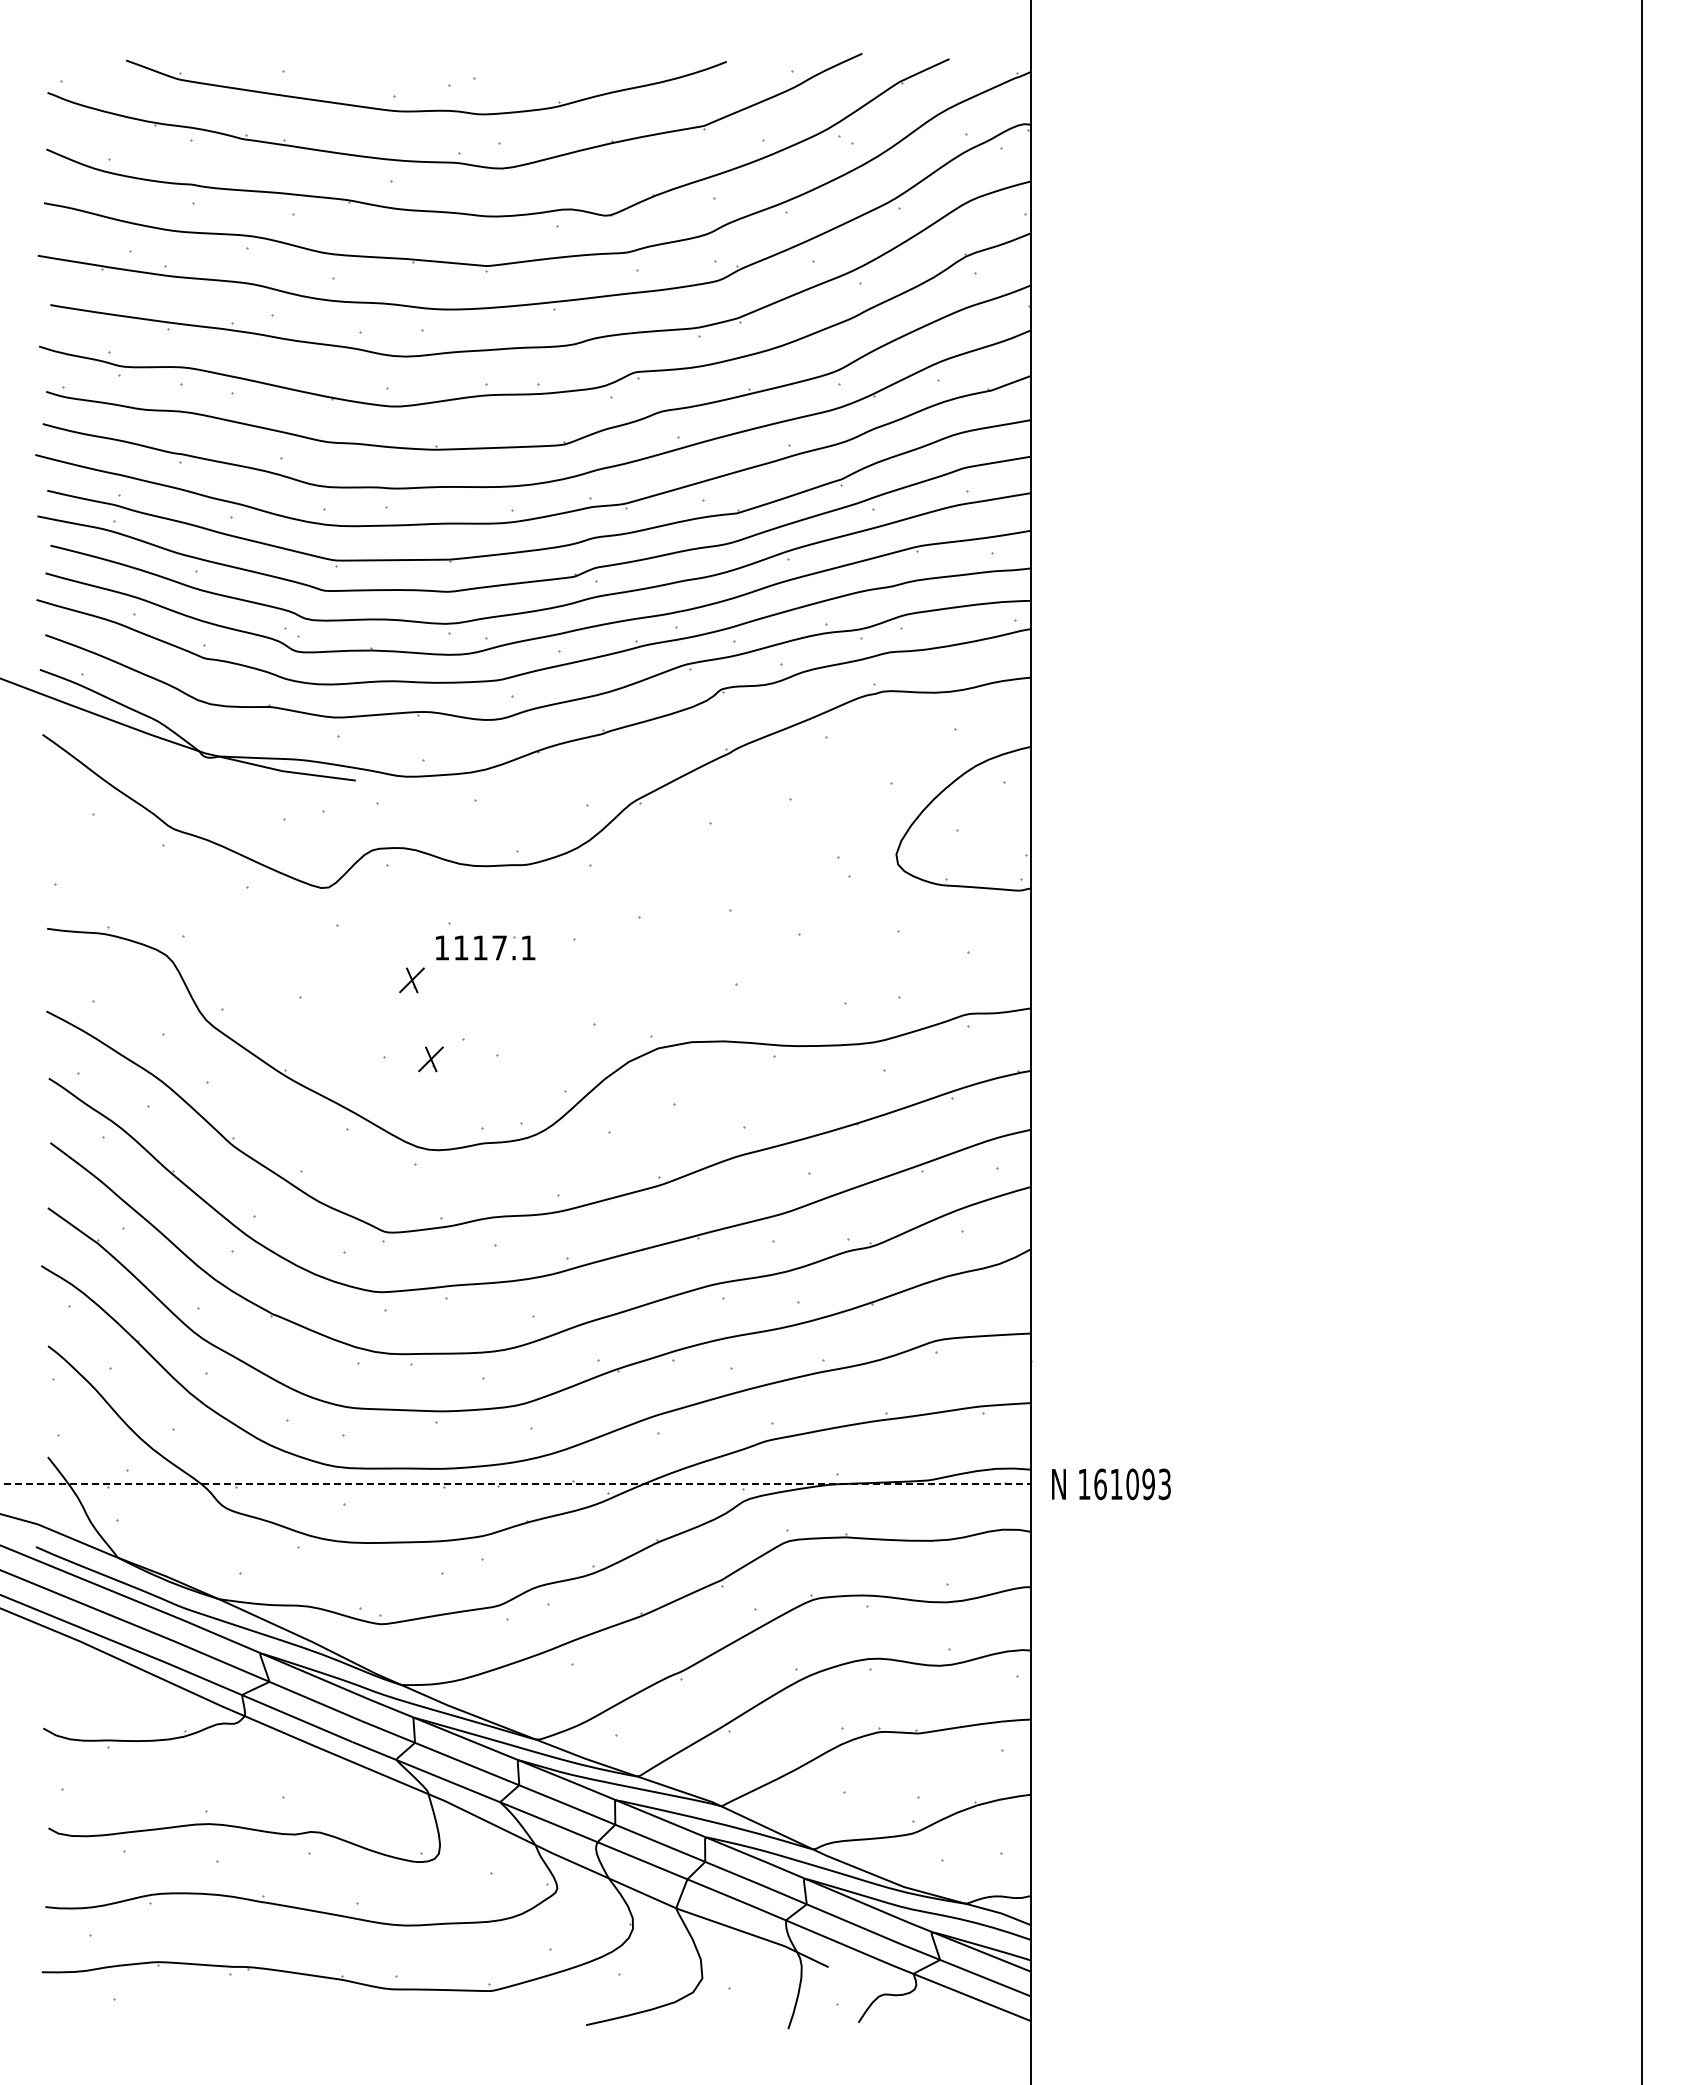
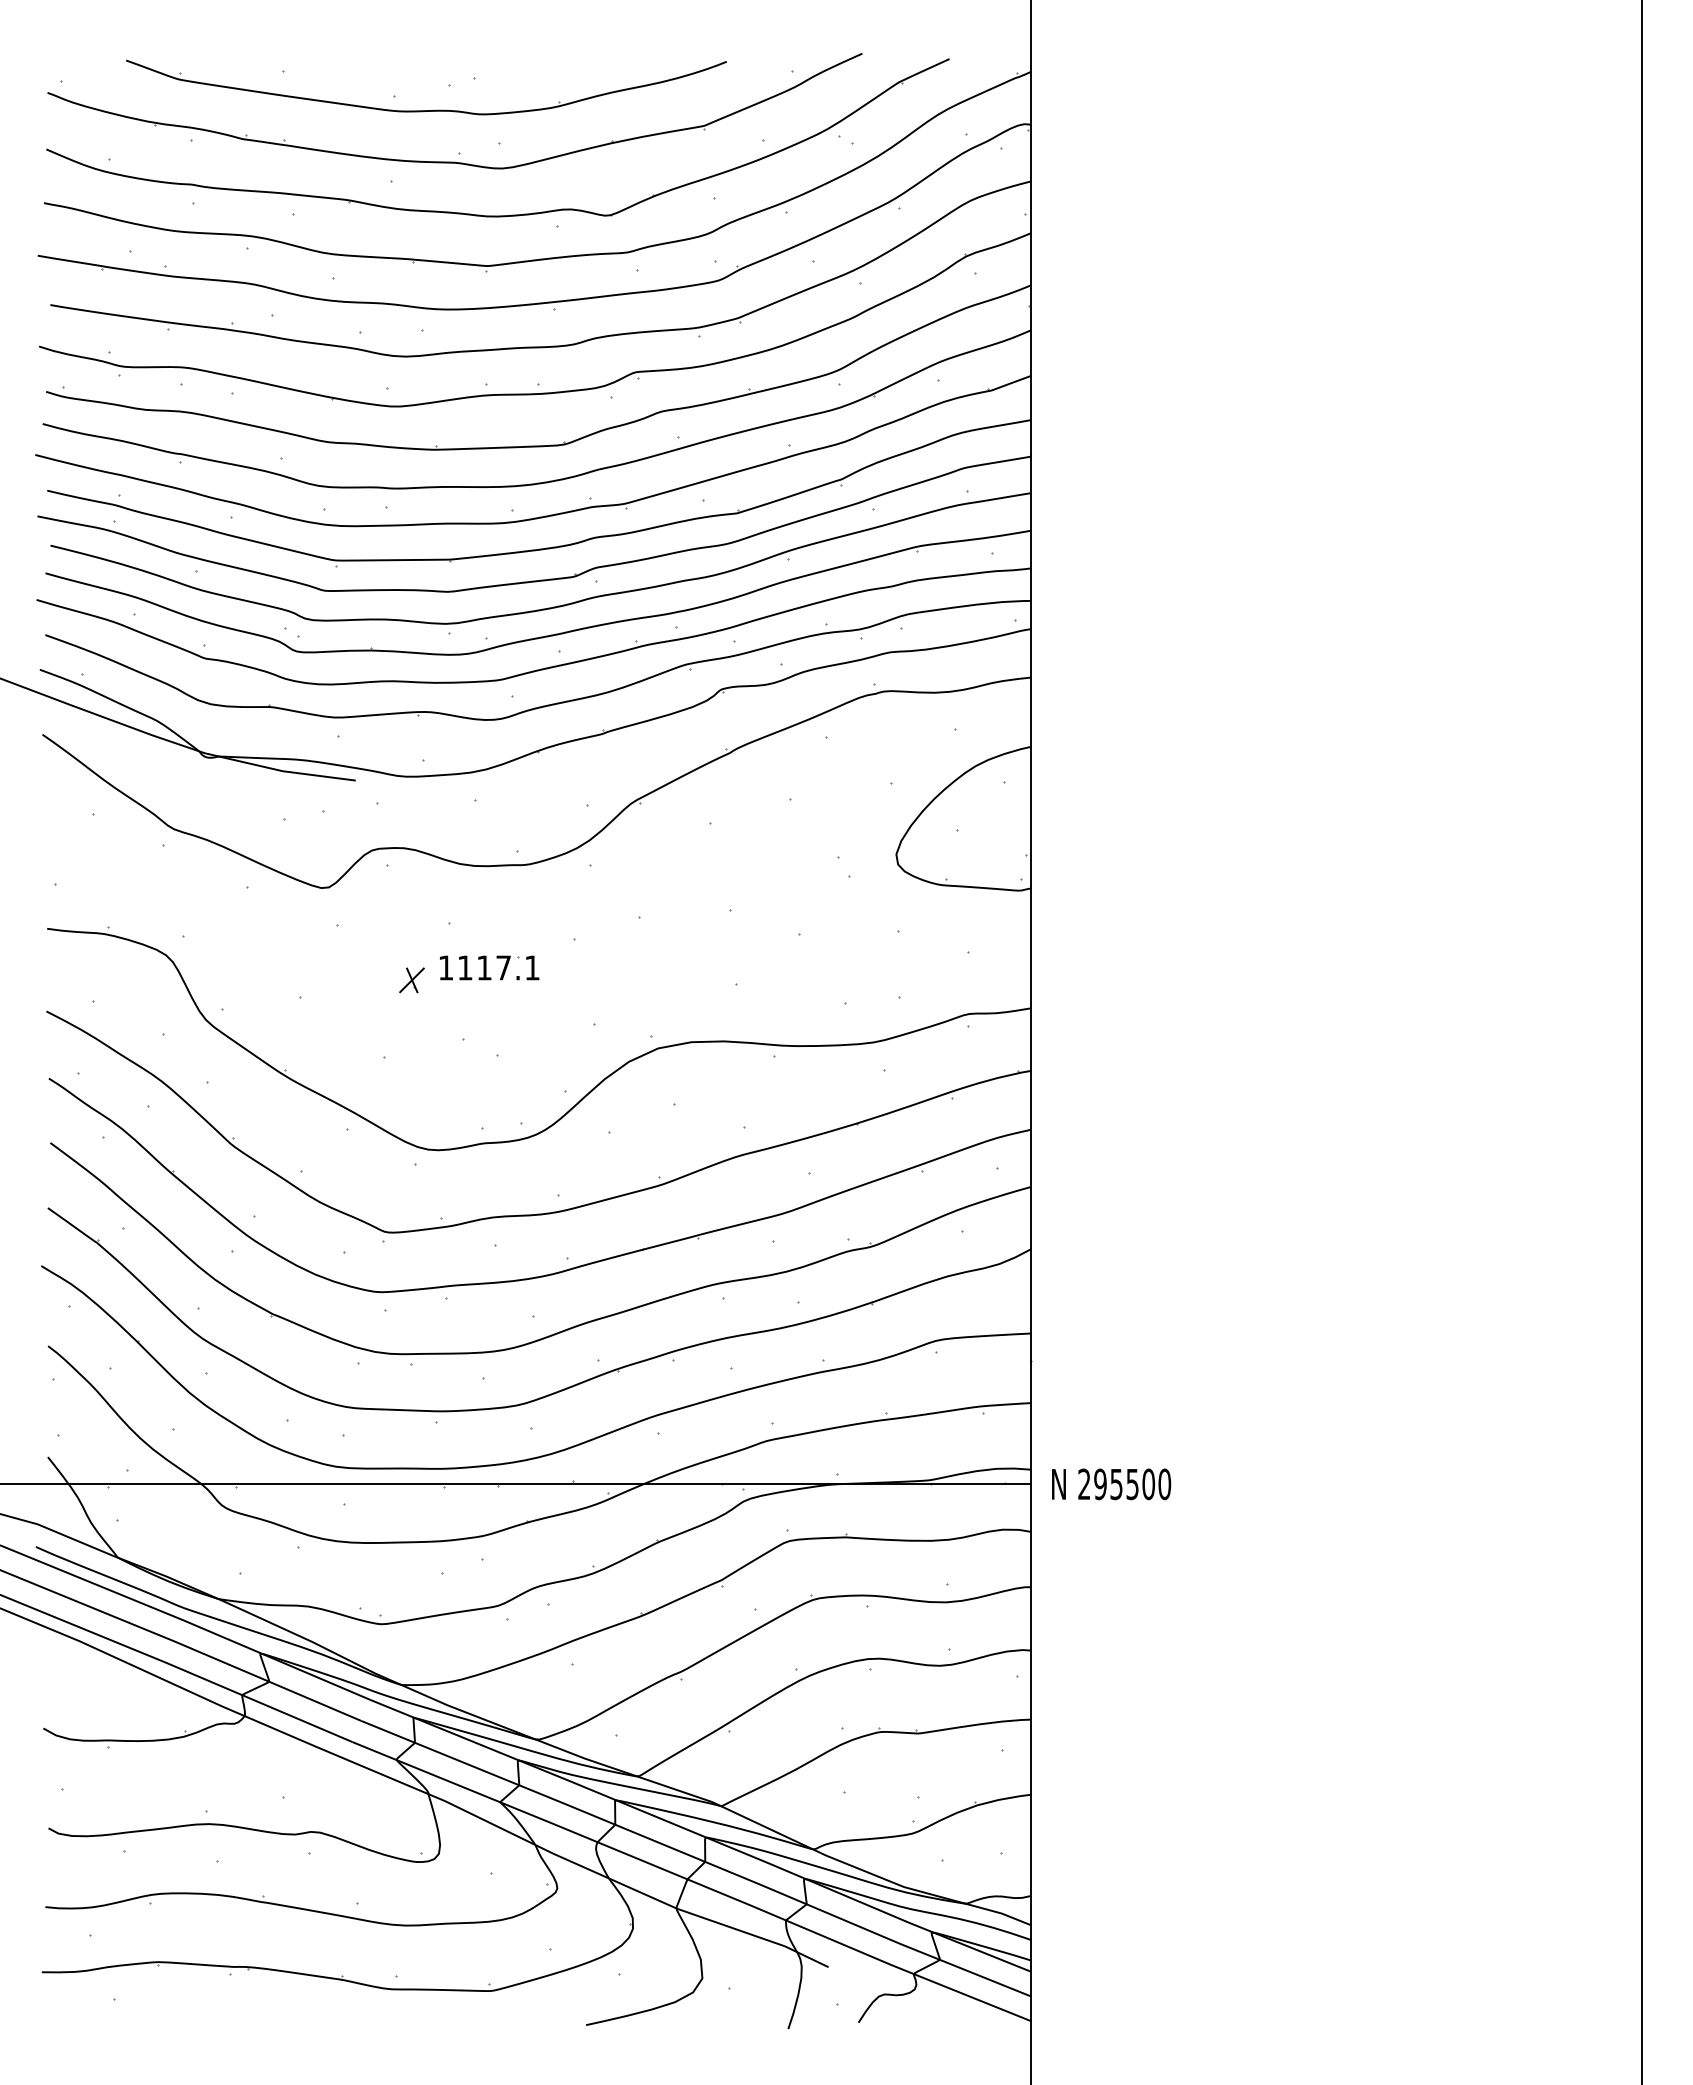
part position: (485, 947) -> (489, 967) (489, 967)
part: present -> none (430, 1059)
line: dashed -> solid (516, 1484)
text: 161093 -> 295500 (1124, 1484)
